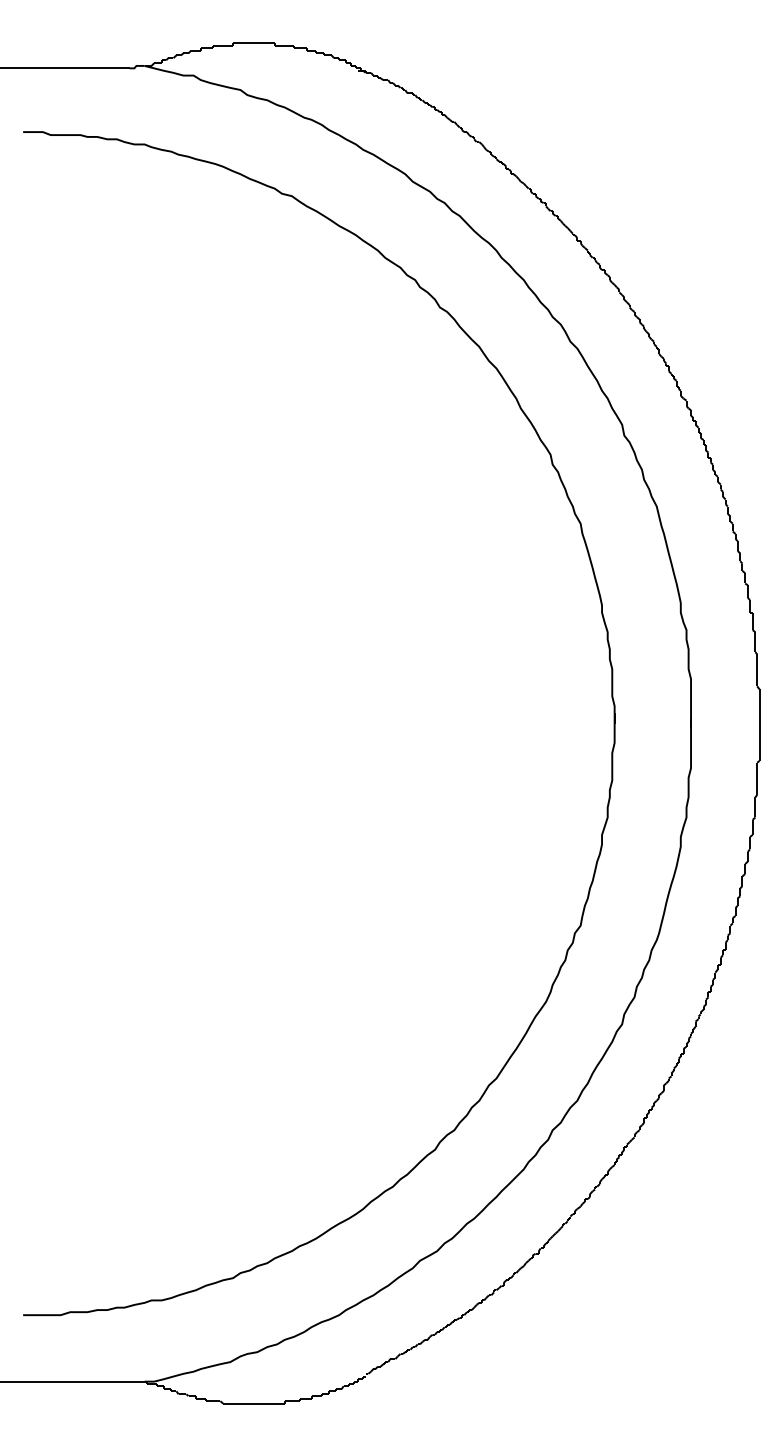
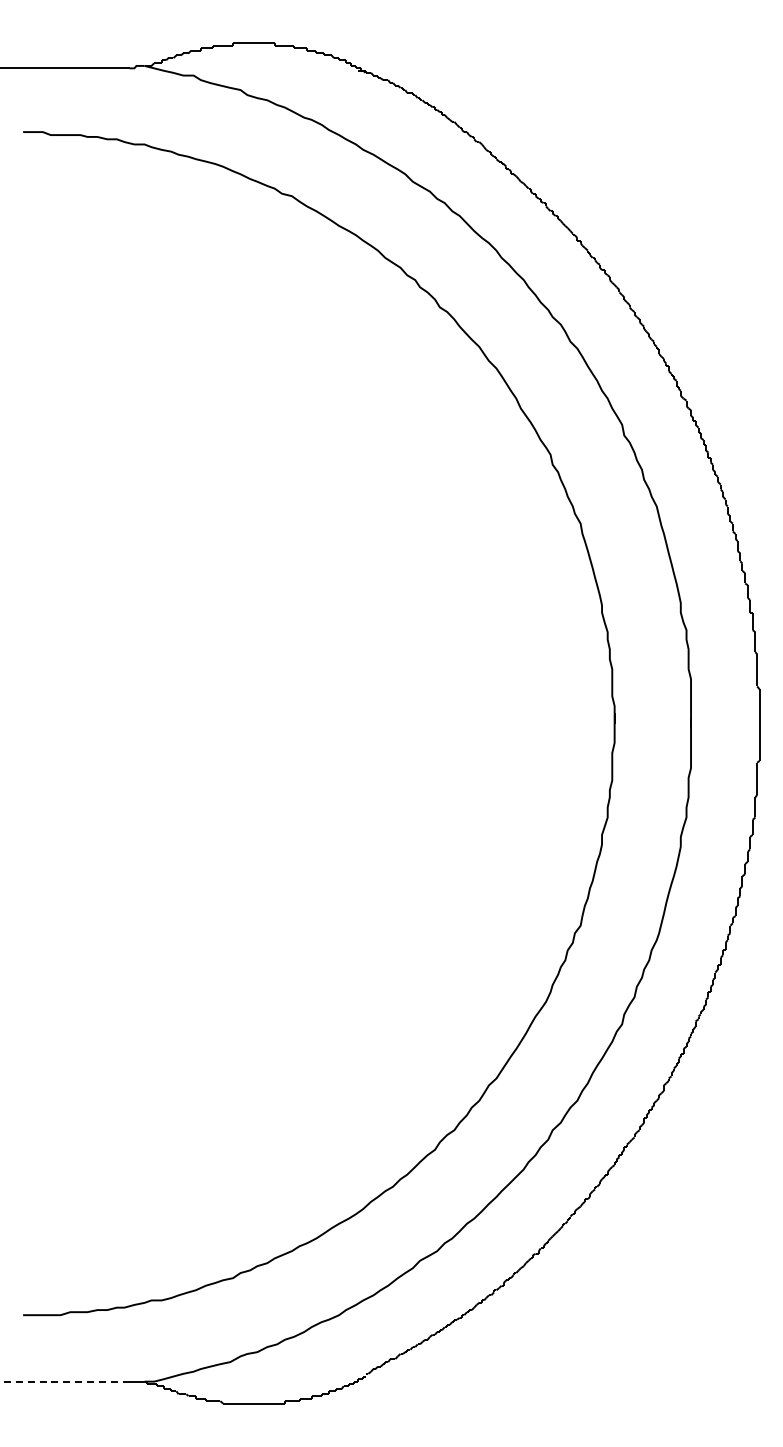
line: solid -> dashed (64, 1381)
